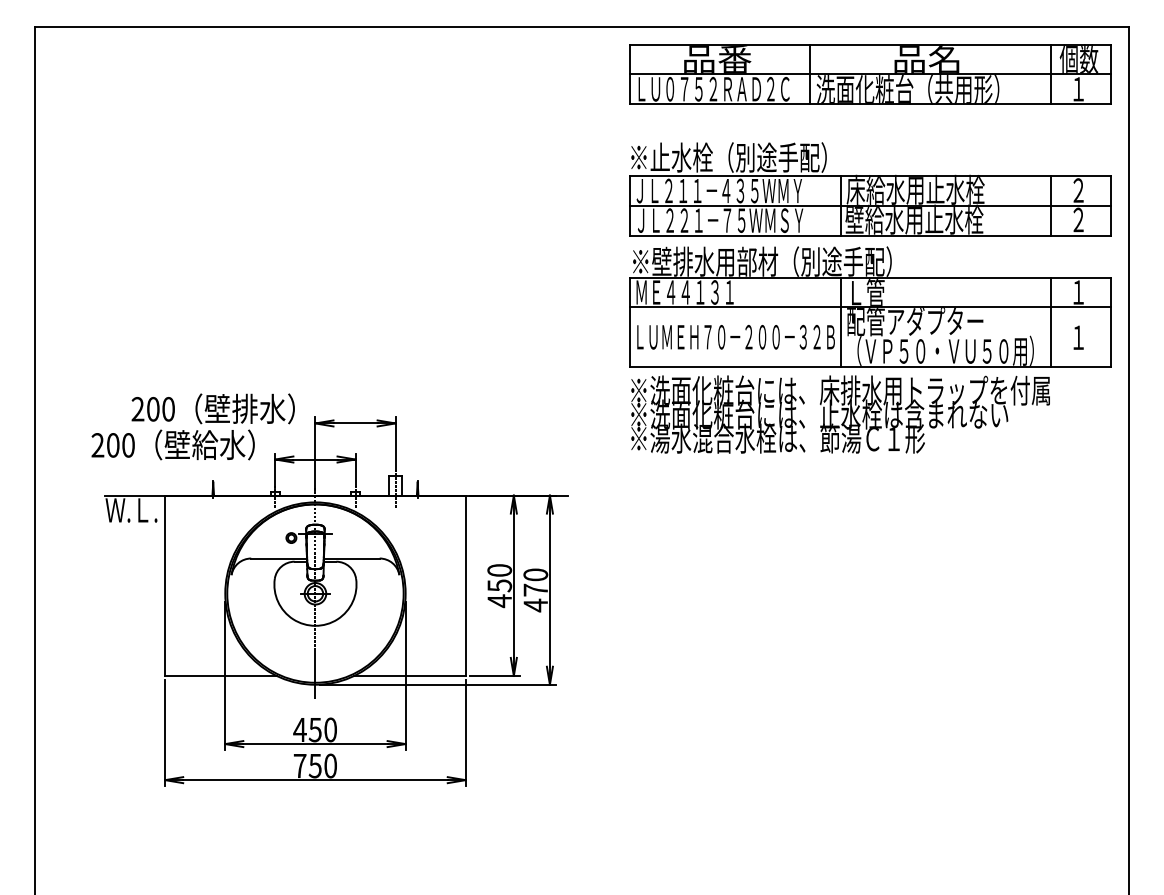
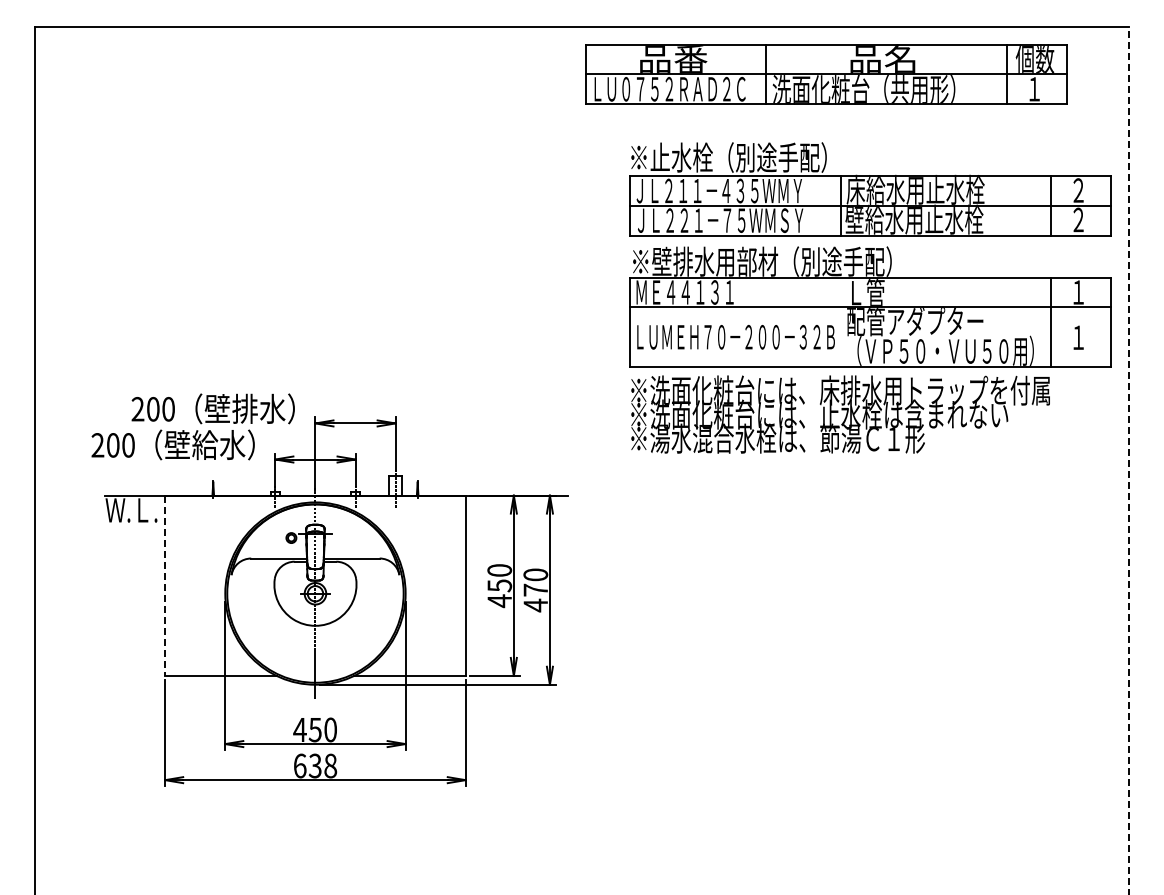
part position: (870, 74) -> (826, 74) (826, 74)
line: present -> none (840, 321)
line: solid -> dashed (1129, 460)
line: solid -> dashed (165, 586)
text: 750 -> 638 (315, 765)
